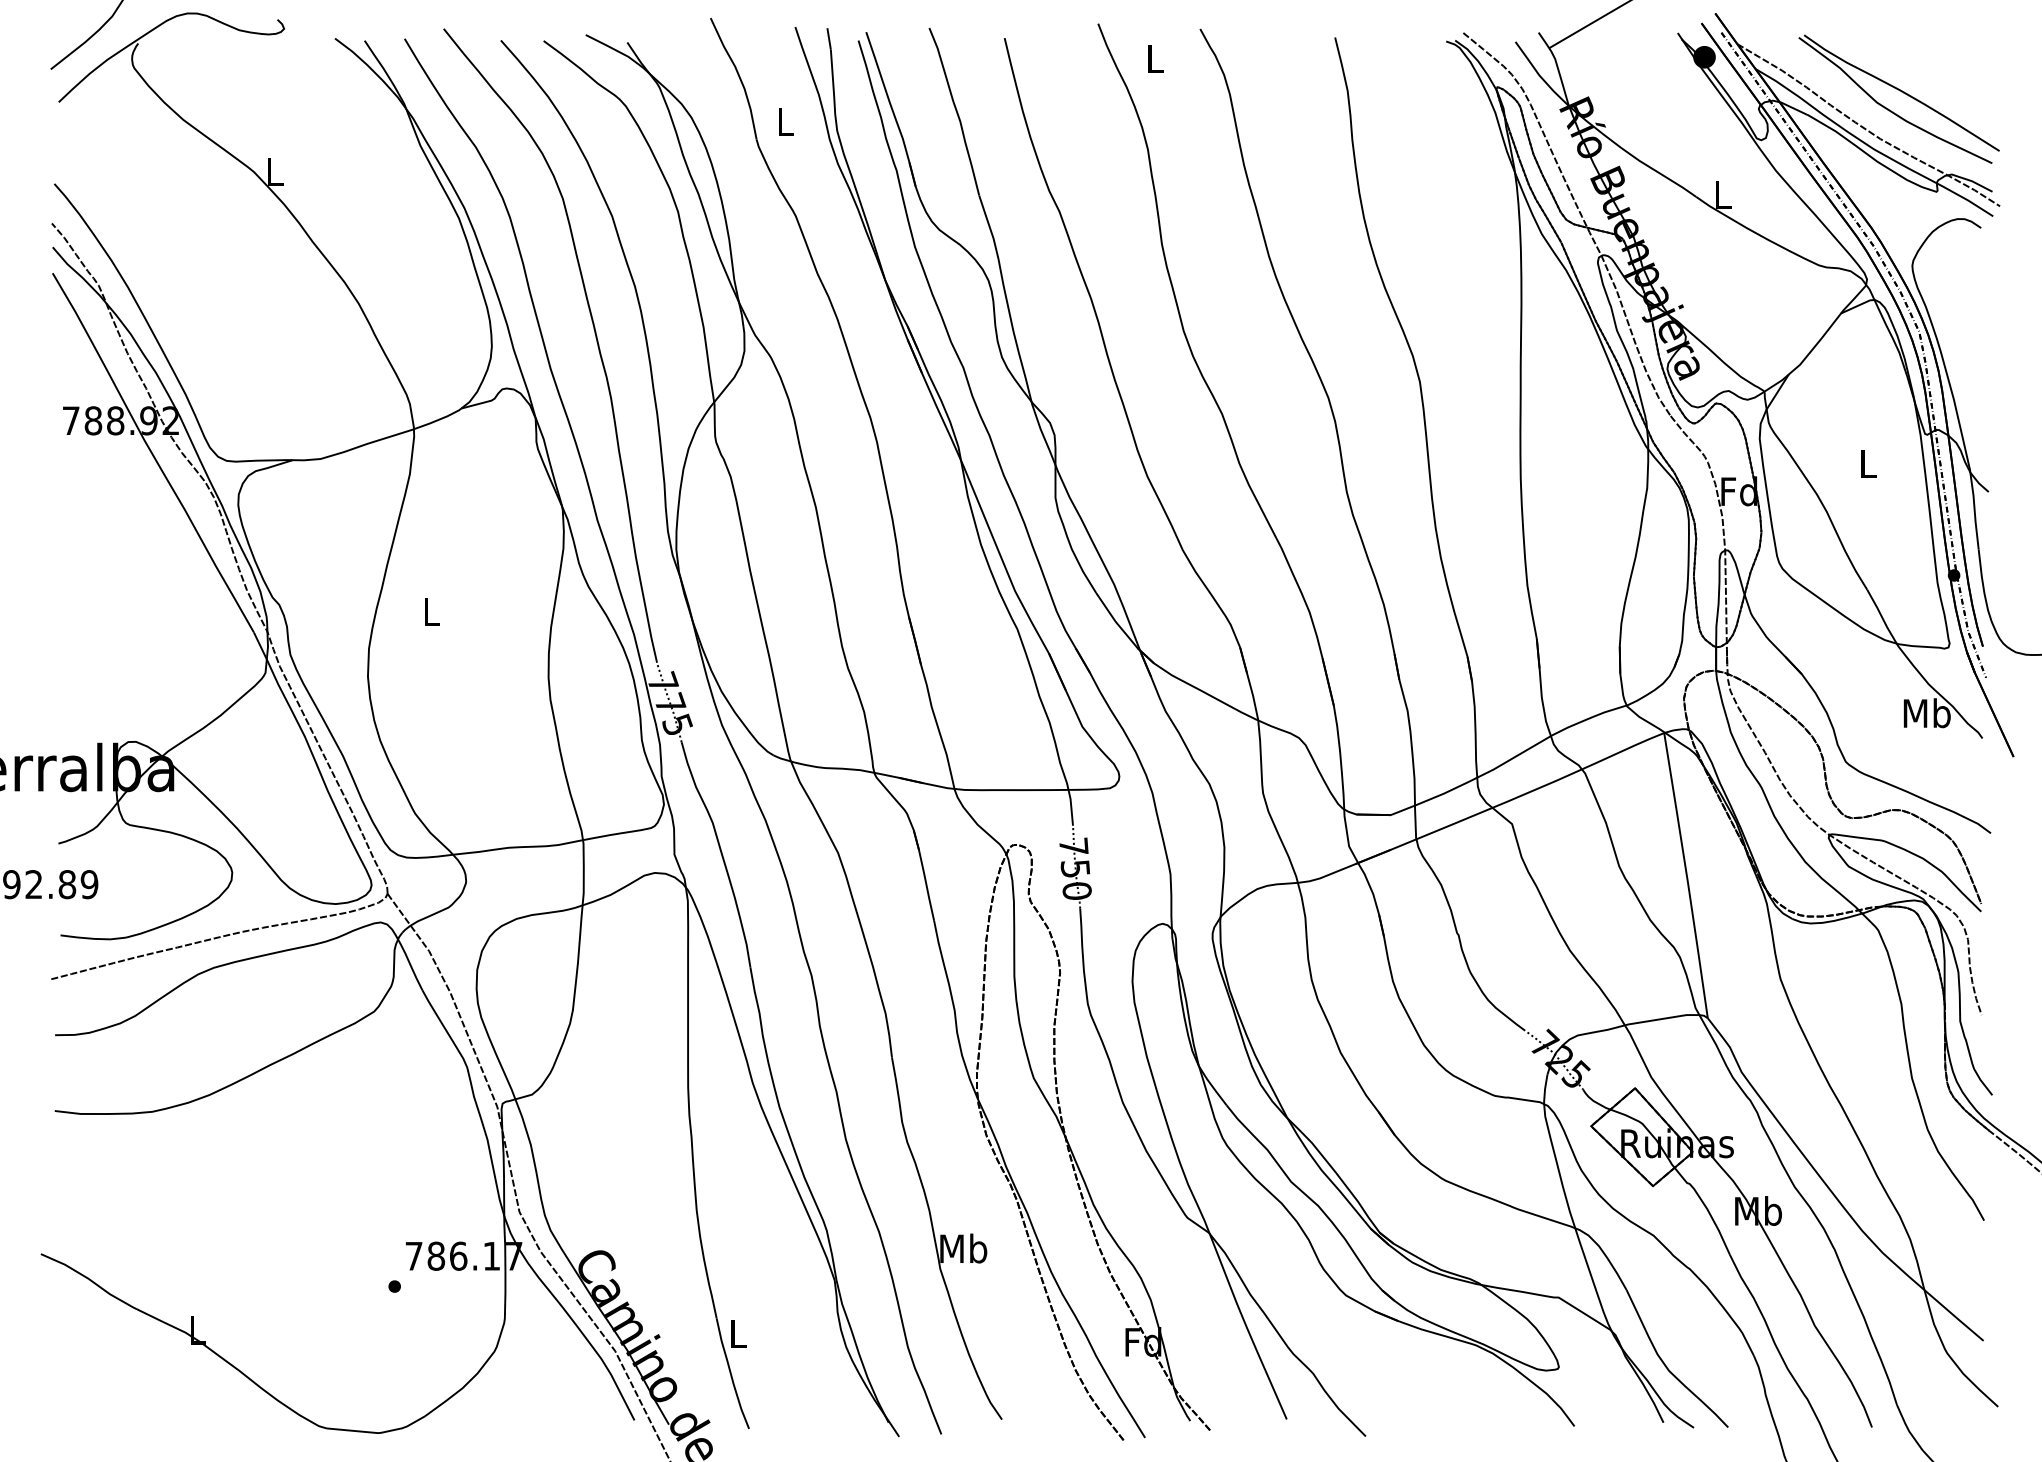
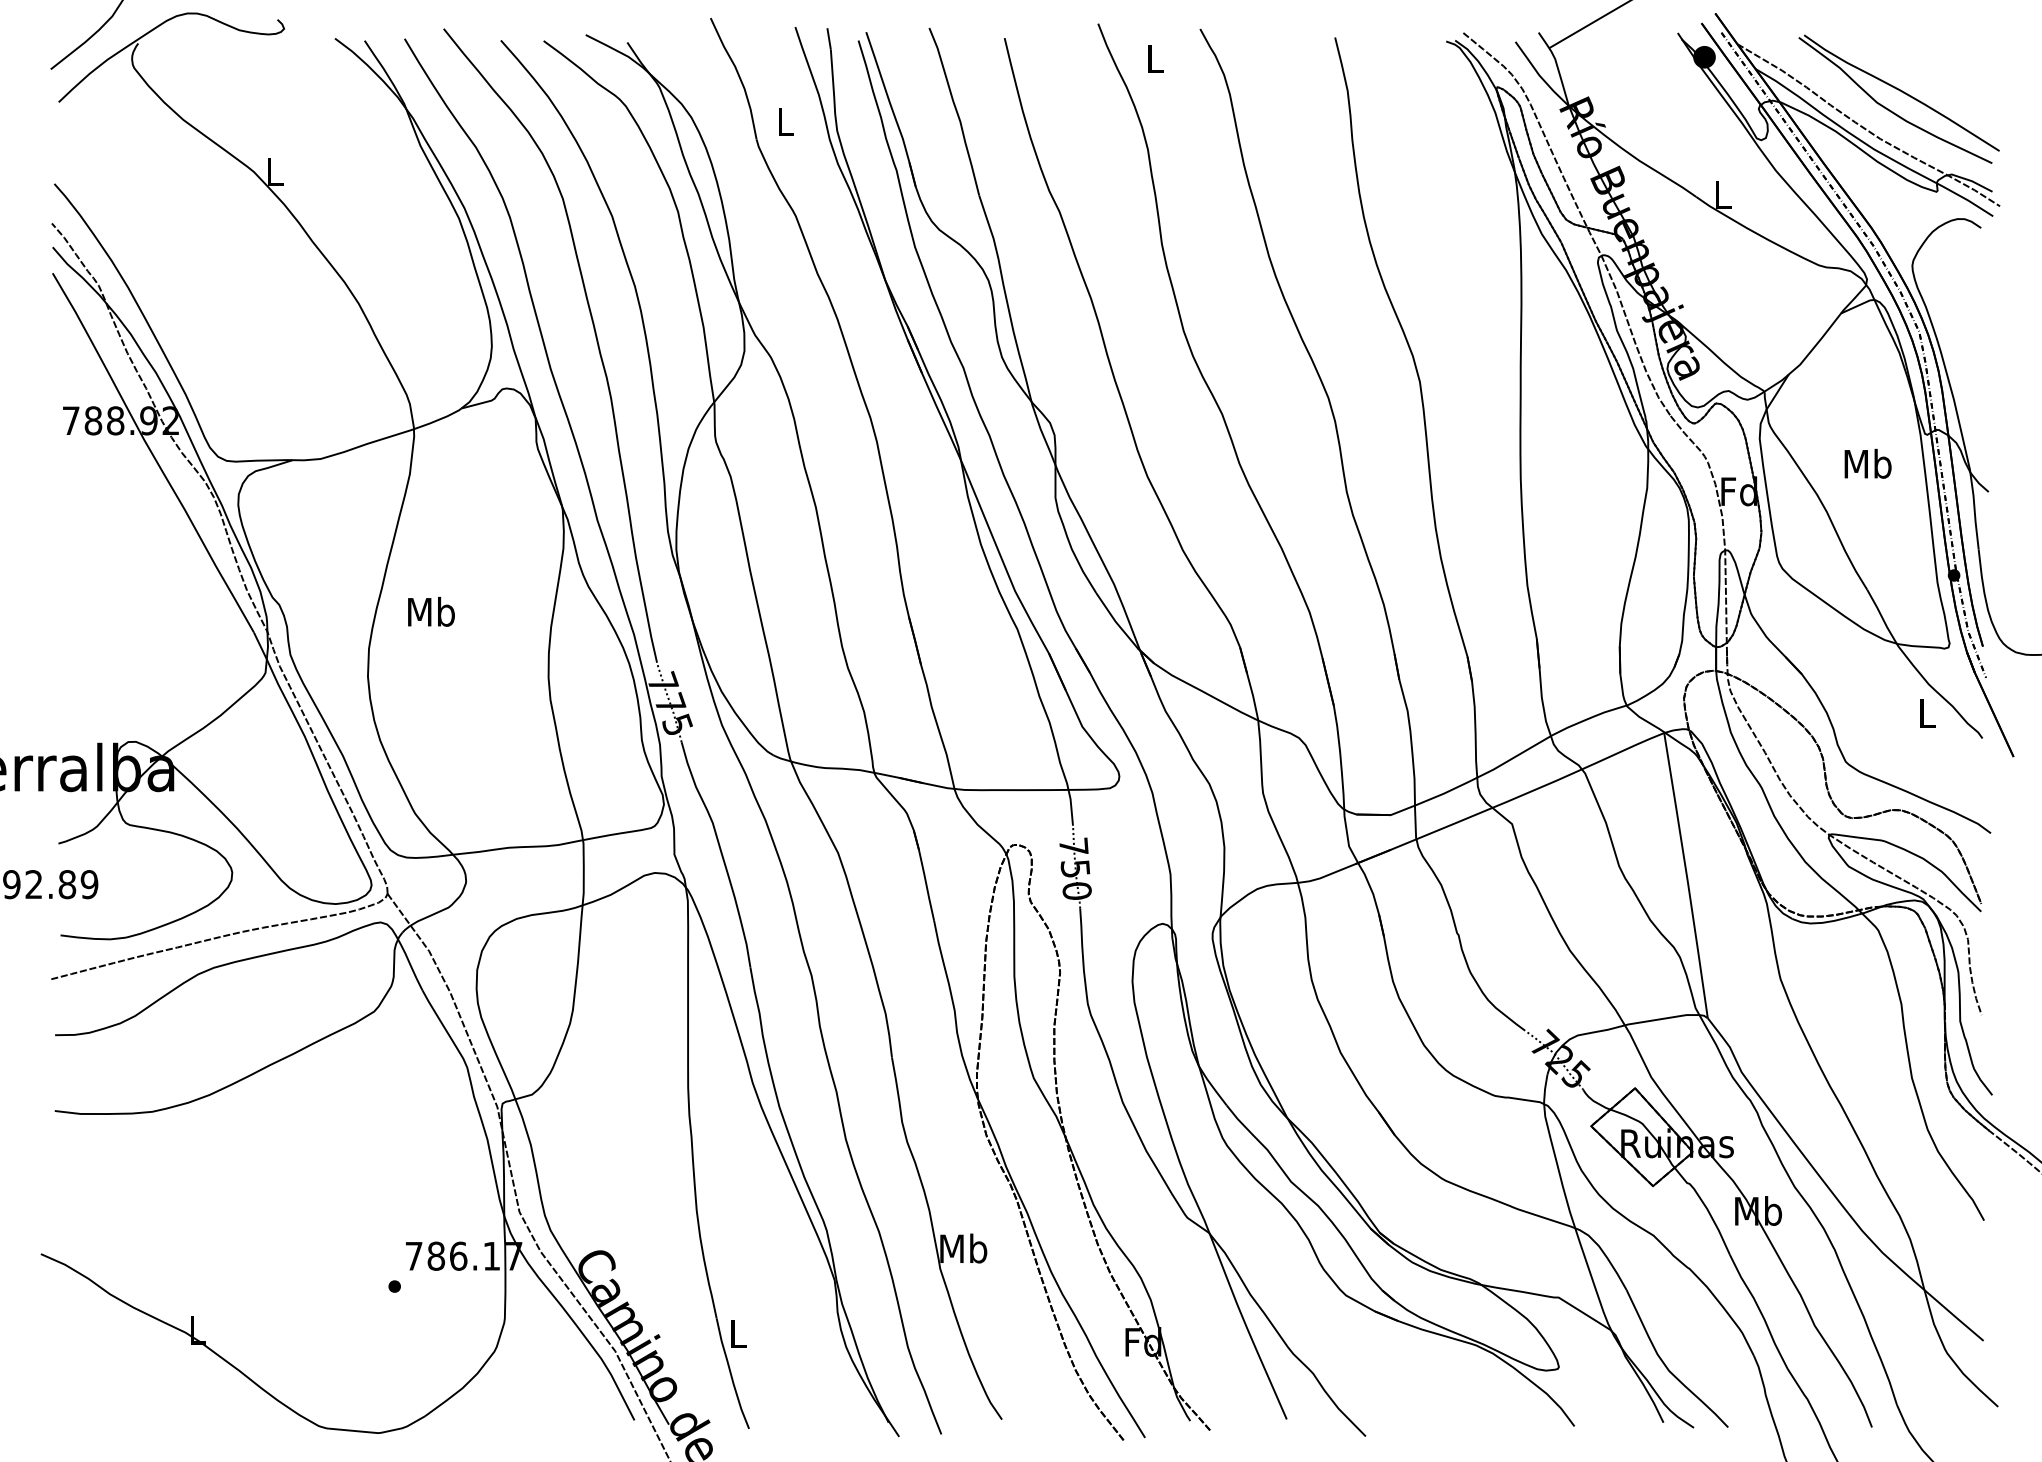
text: L -> Mb (1867, 463)
text: L -> Mb (431, 611)
text: Mb -> L (1926, 713)
